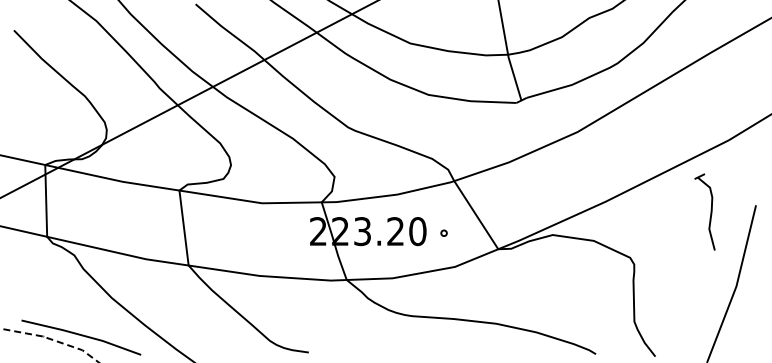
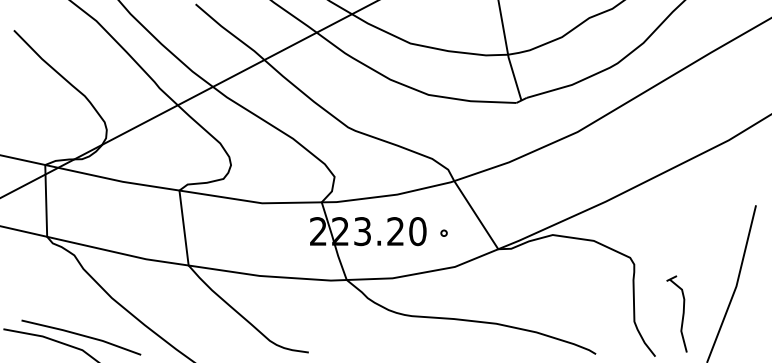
part position: (704, 211) -> (676, 313) (676, 313)
line: dashed -> solid (53, 340)
